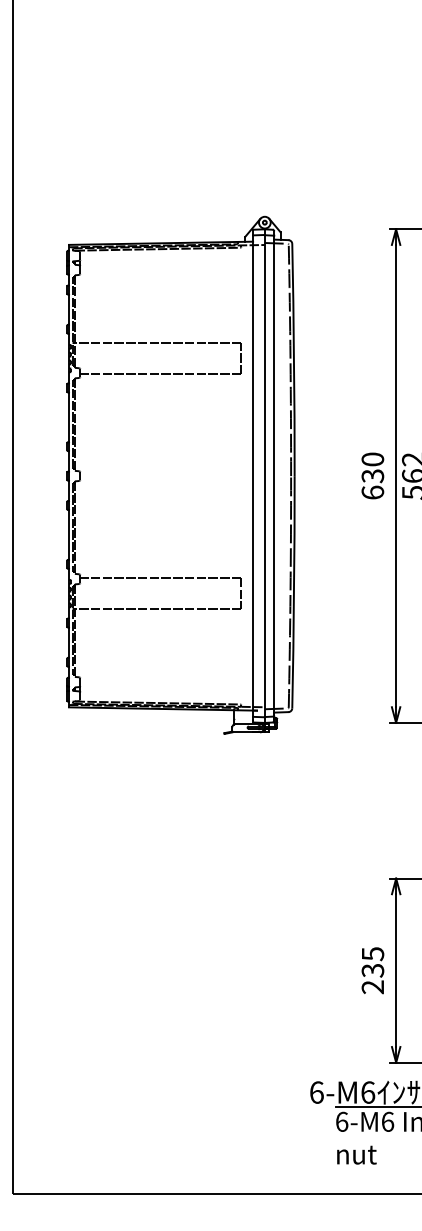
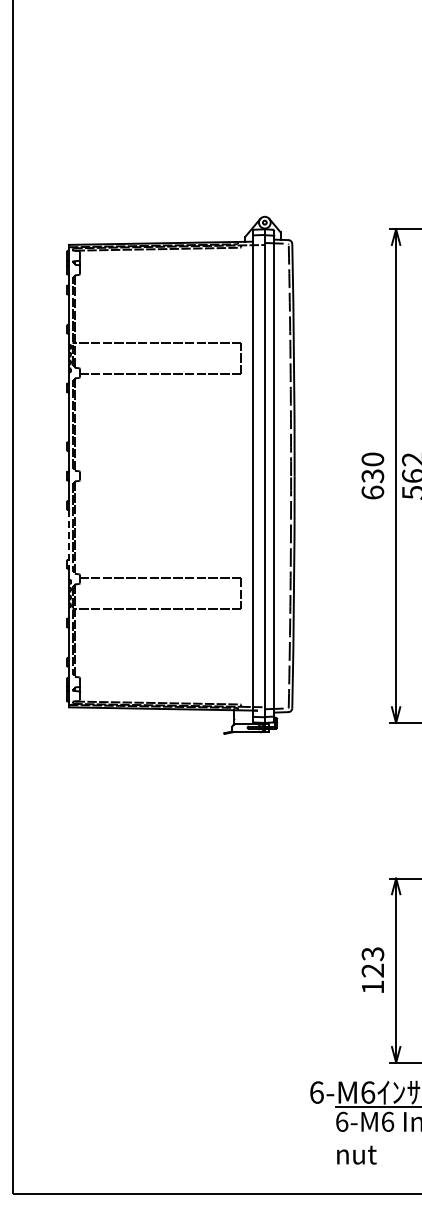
line: solid -> dashed (68, 540)
text: 235 -> 123 (372, 970)
